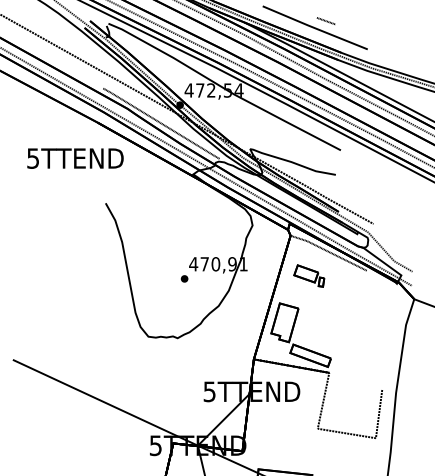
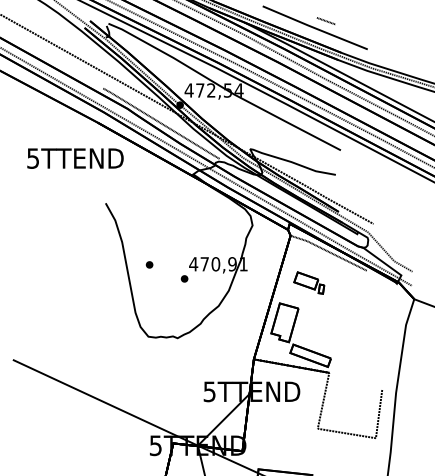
part: none -> present (149, 264)
part position: (309, 275) -> (309, 282) (309, 282)
